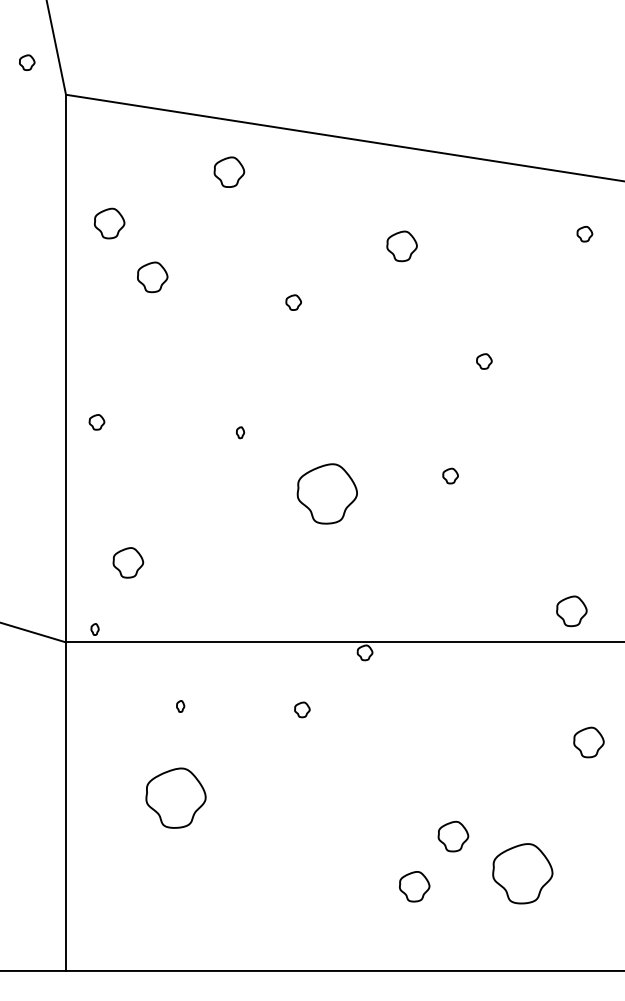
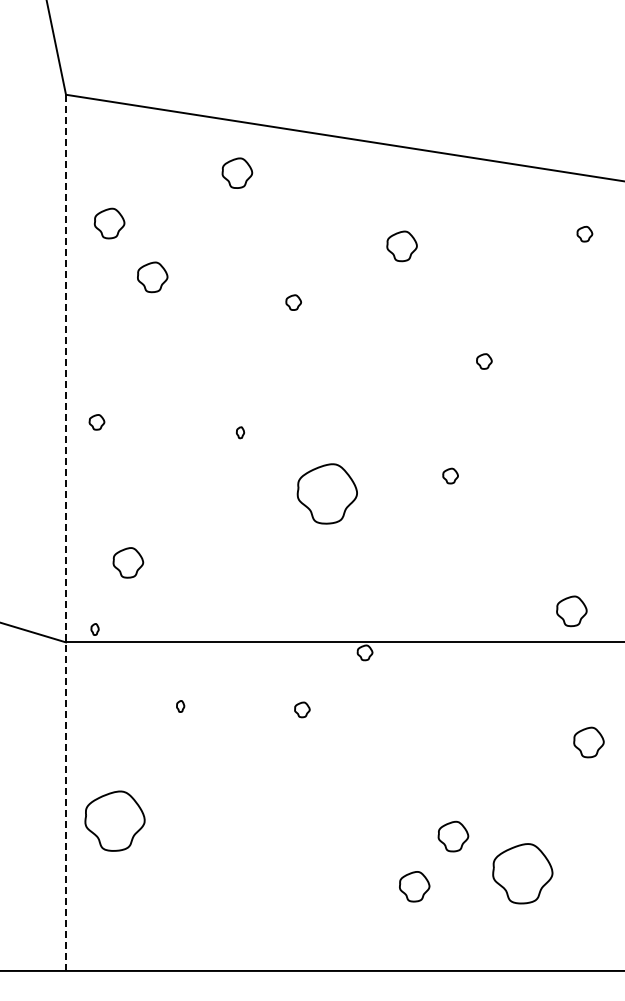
part: present -> none (27, 62)
part position: (229, 171) -> (237, 172) (237, 172)
line: solid -> dashed (66, 532)
part position: (175, 797) -> (114, 820) (114, 820)
